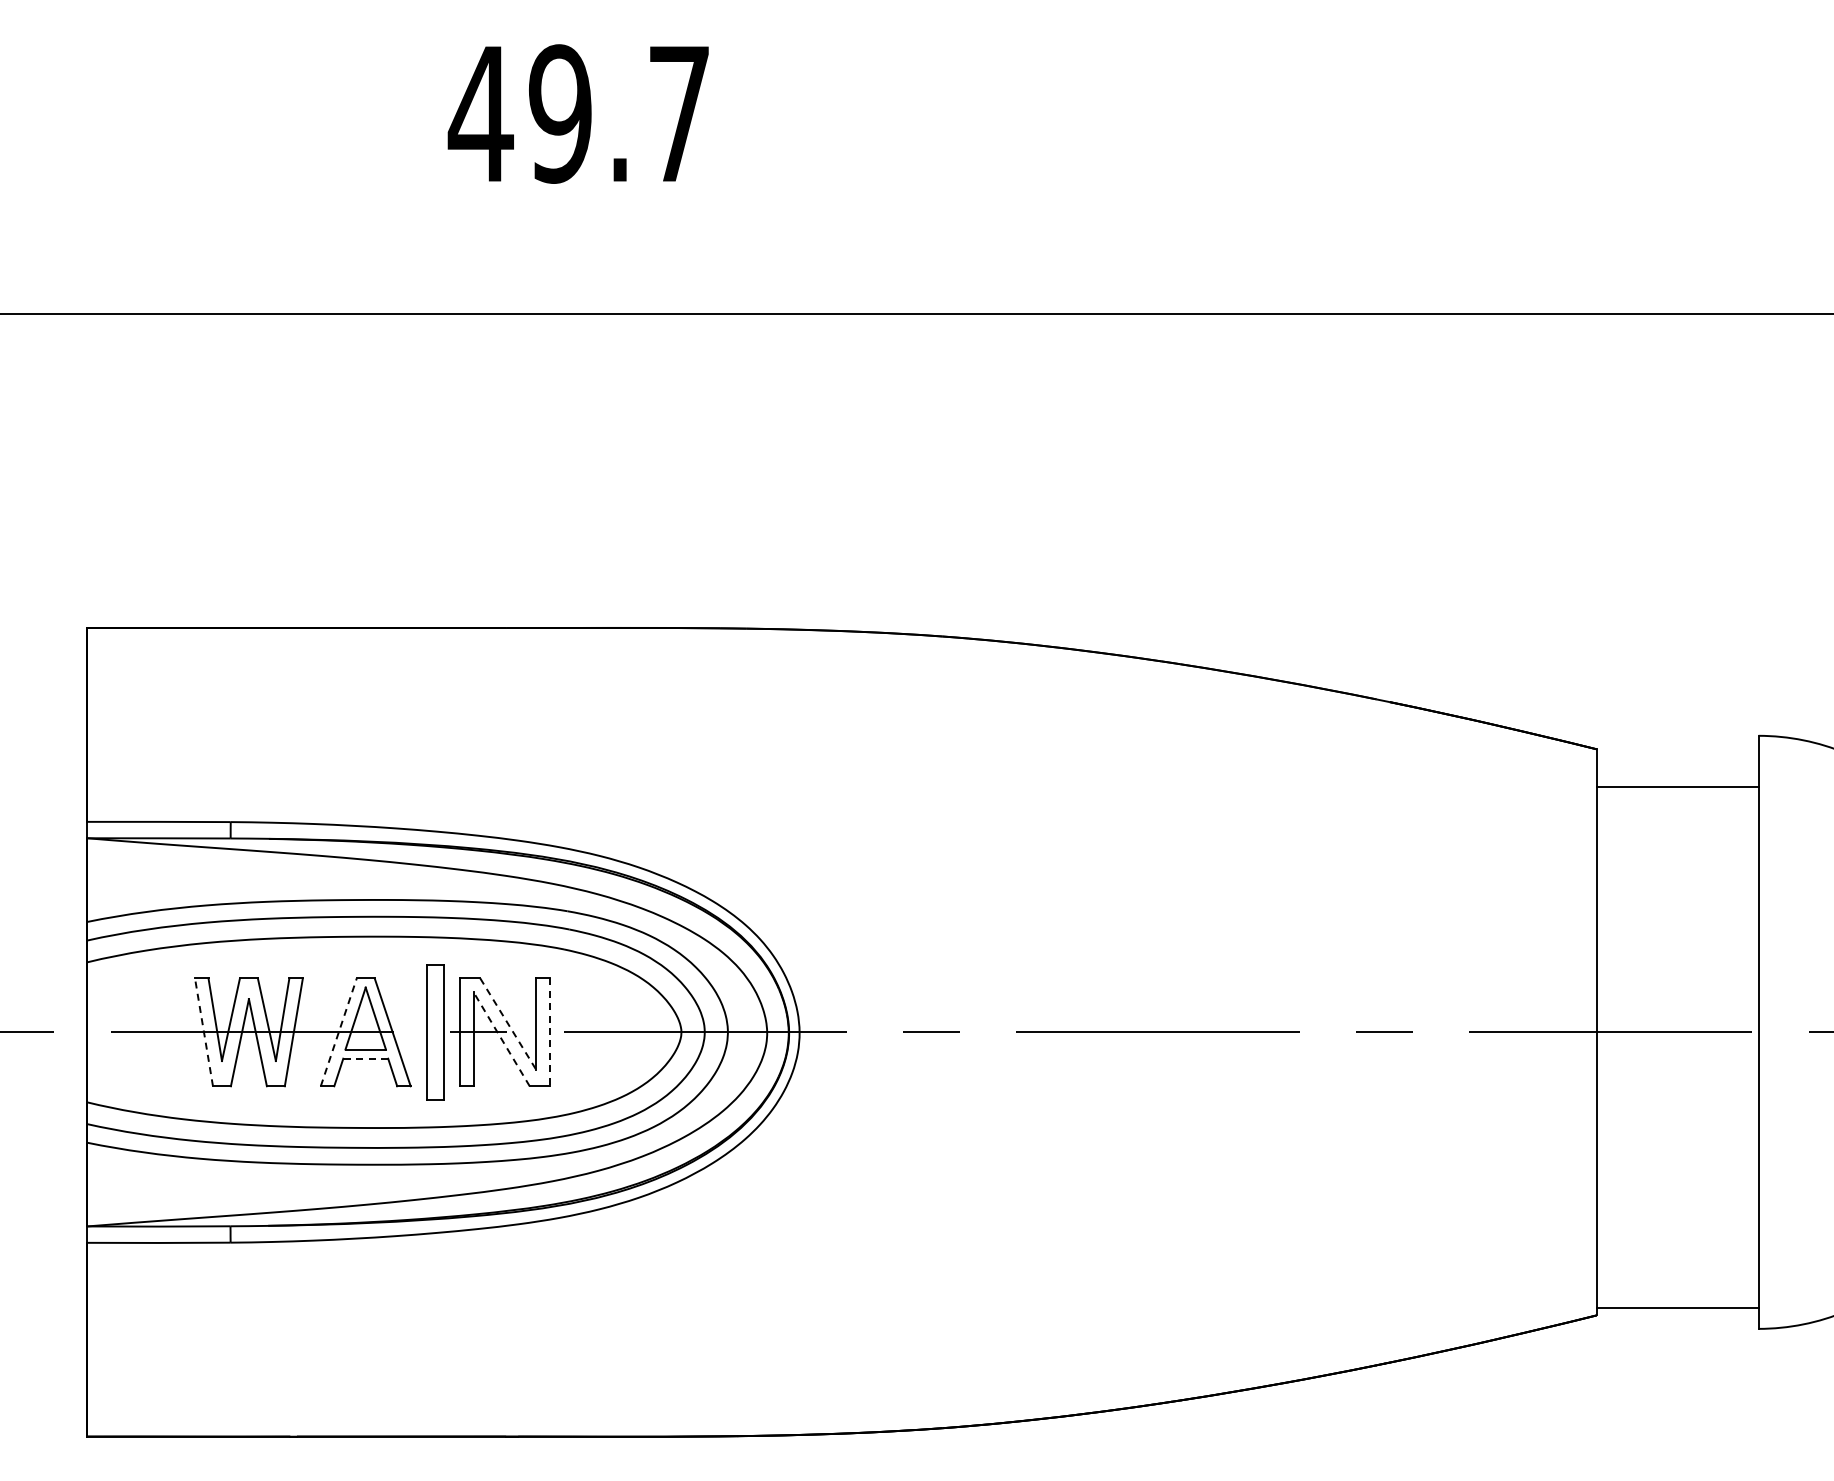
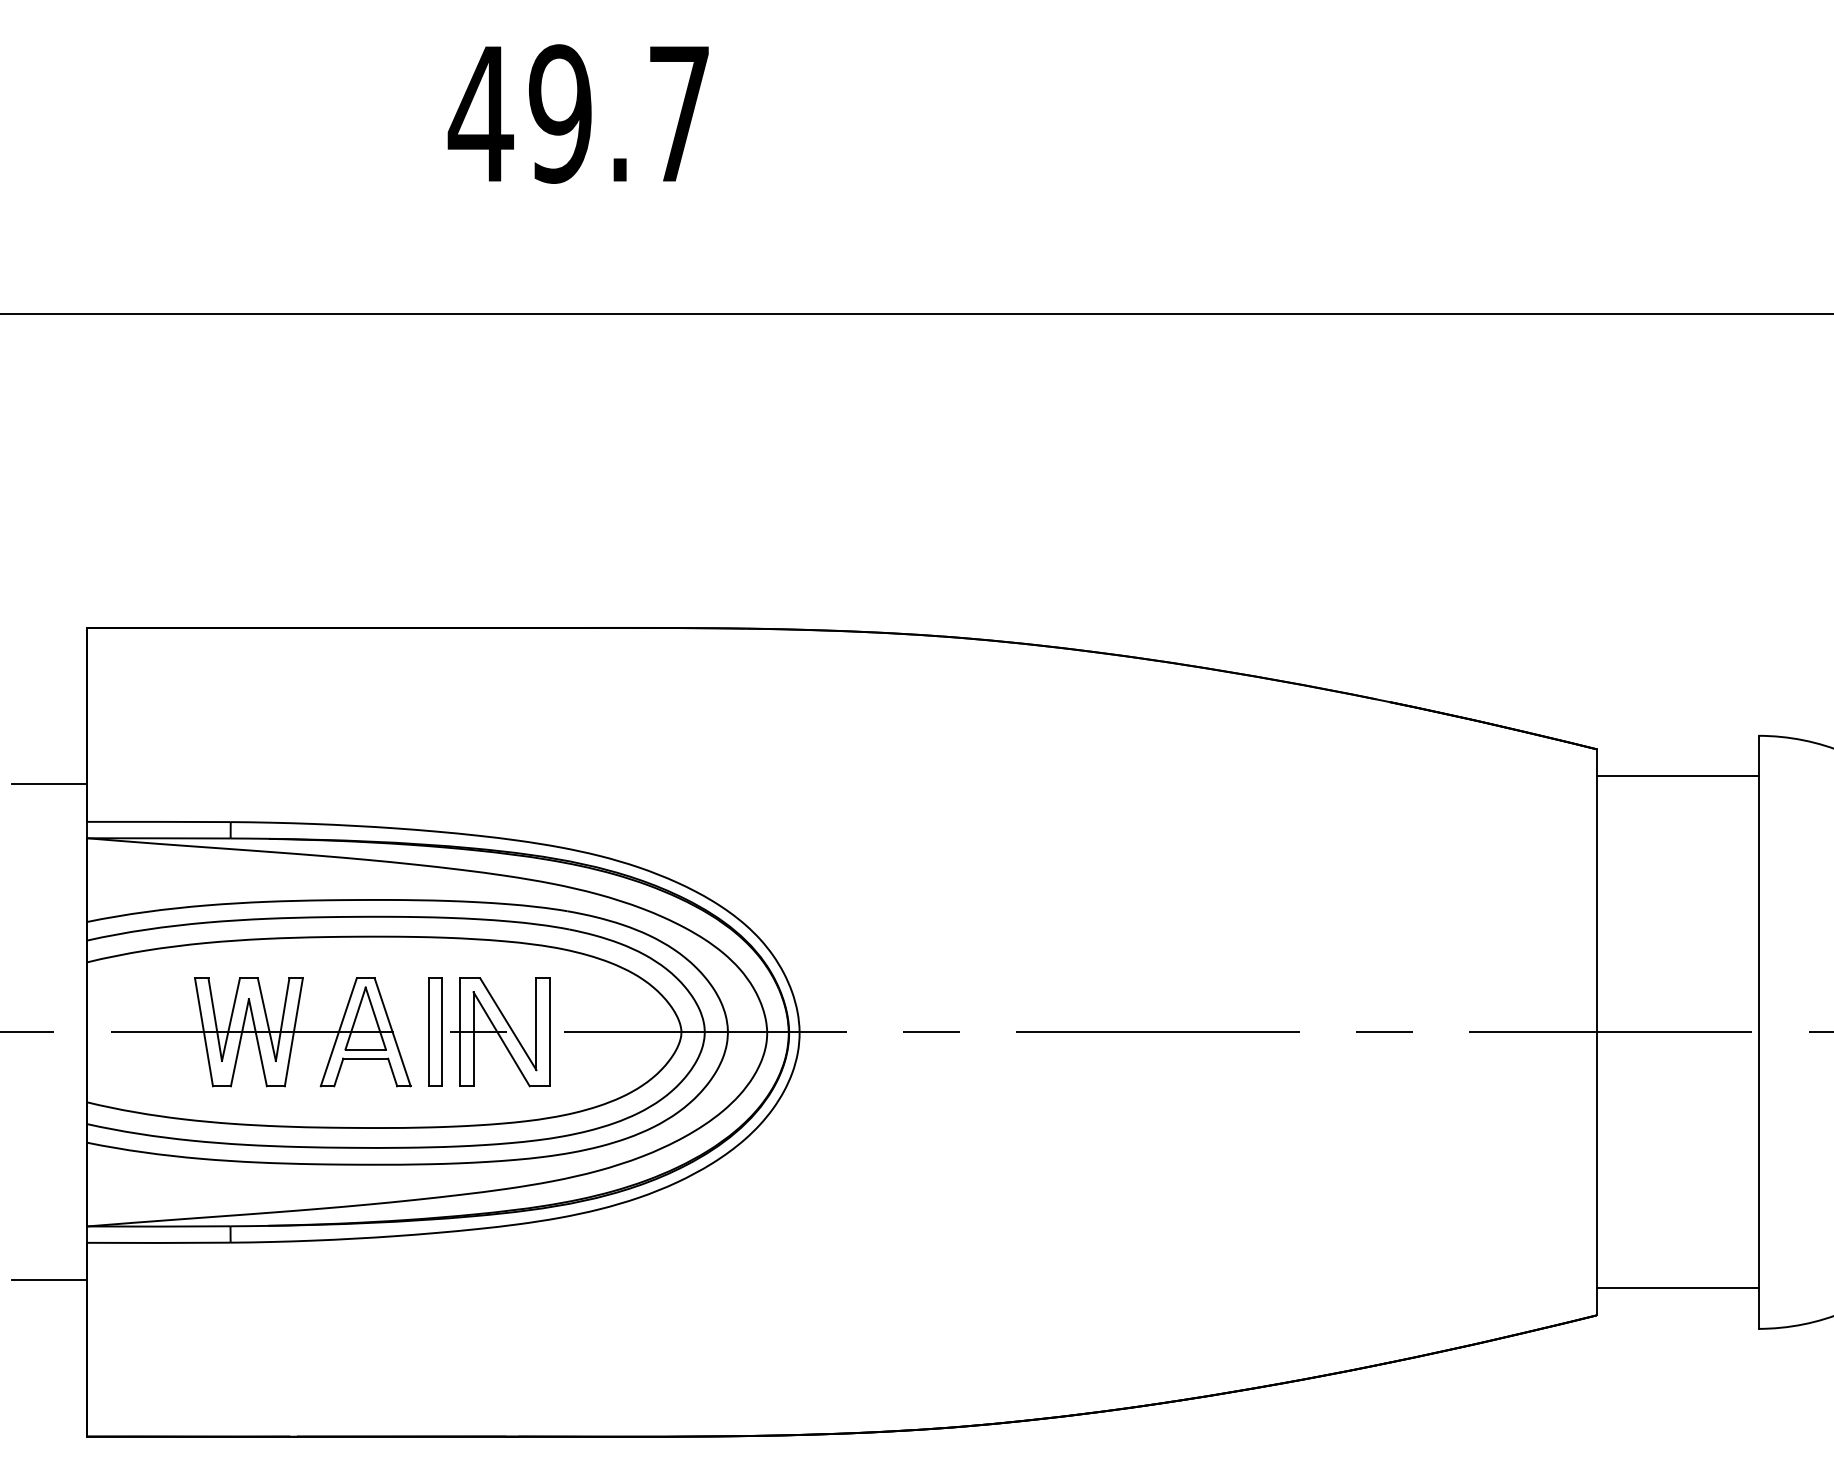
line: none -> present (49, 784)
line position: (1677, 787) -> (1677, 776) (1677, 776)
line: dashed -> solid (508, 1024)
line: dashed -> solid (204, 1032)
line: dashed -> solid (338, 1032)
part size: 19x137 px -> 15x110 px (435, 1031)
line: dashed -> solid (549, 1032)
line: dashed -> solid (501, 1039)
line: dashed -> solid (365, 1058)
line: none -> present (49, 1280)
line position: (1677, 1308) -> (1677, 1288) (1677, 1288)
